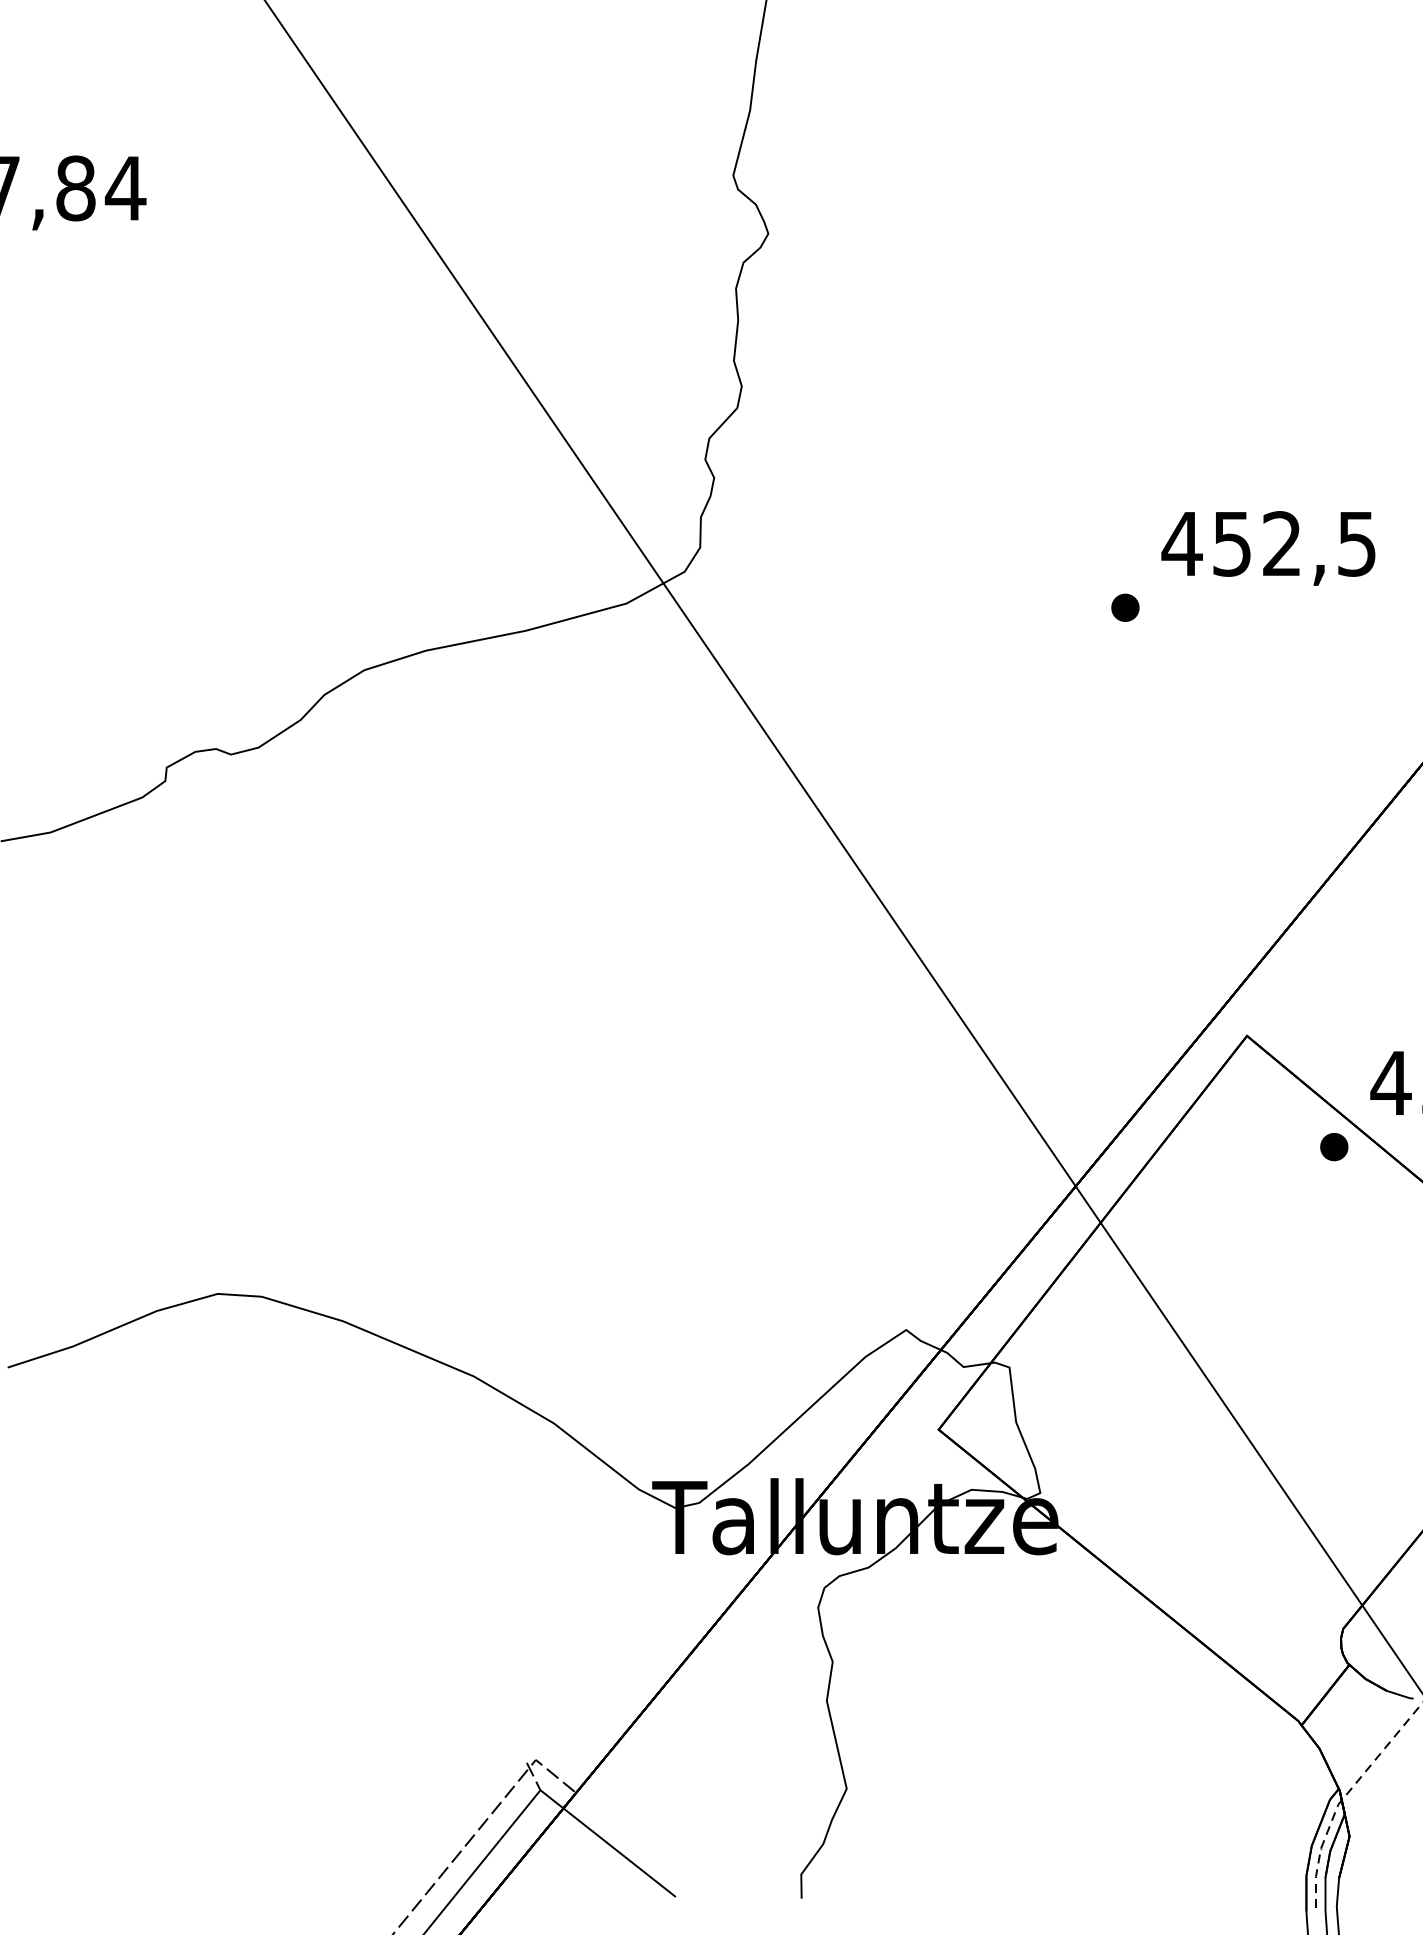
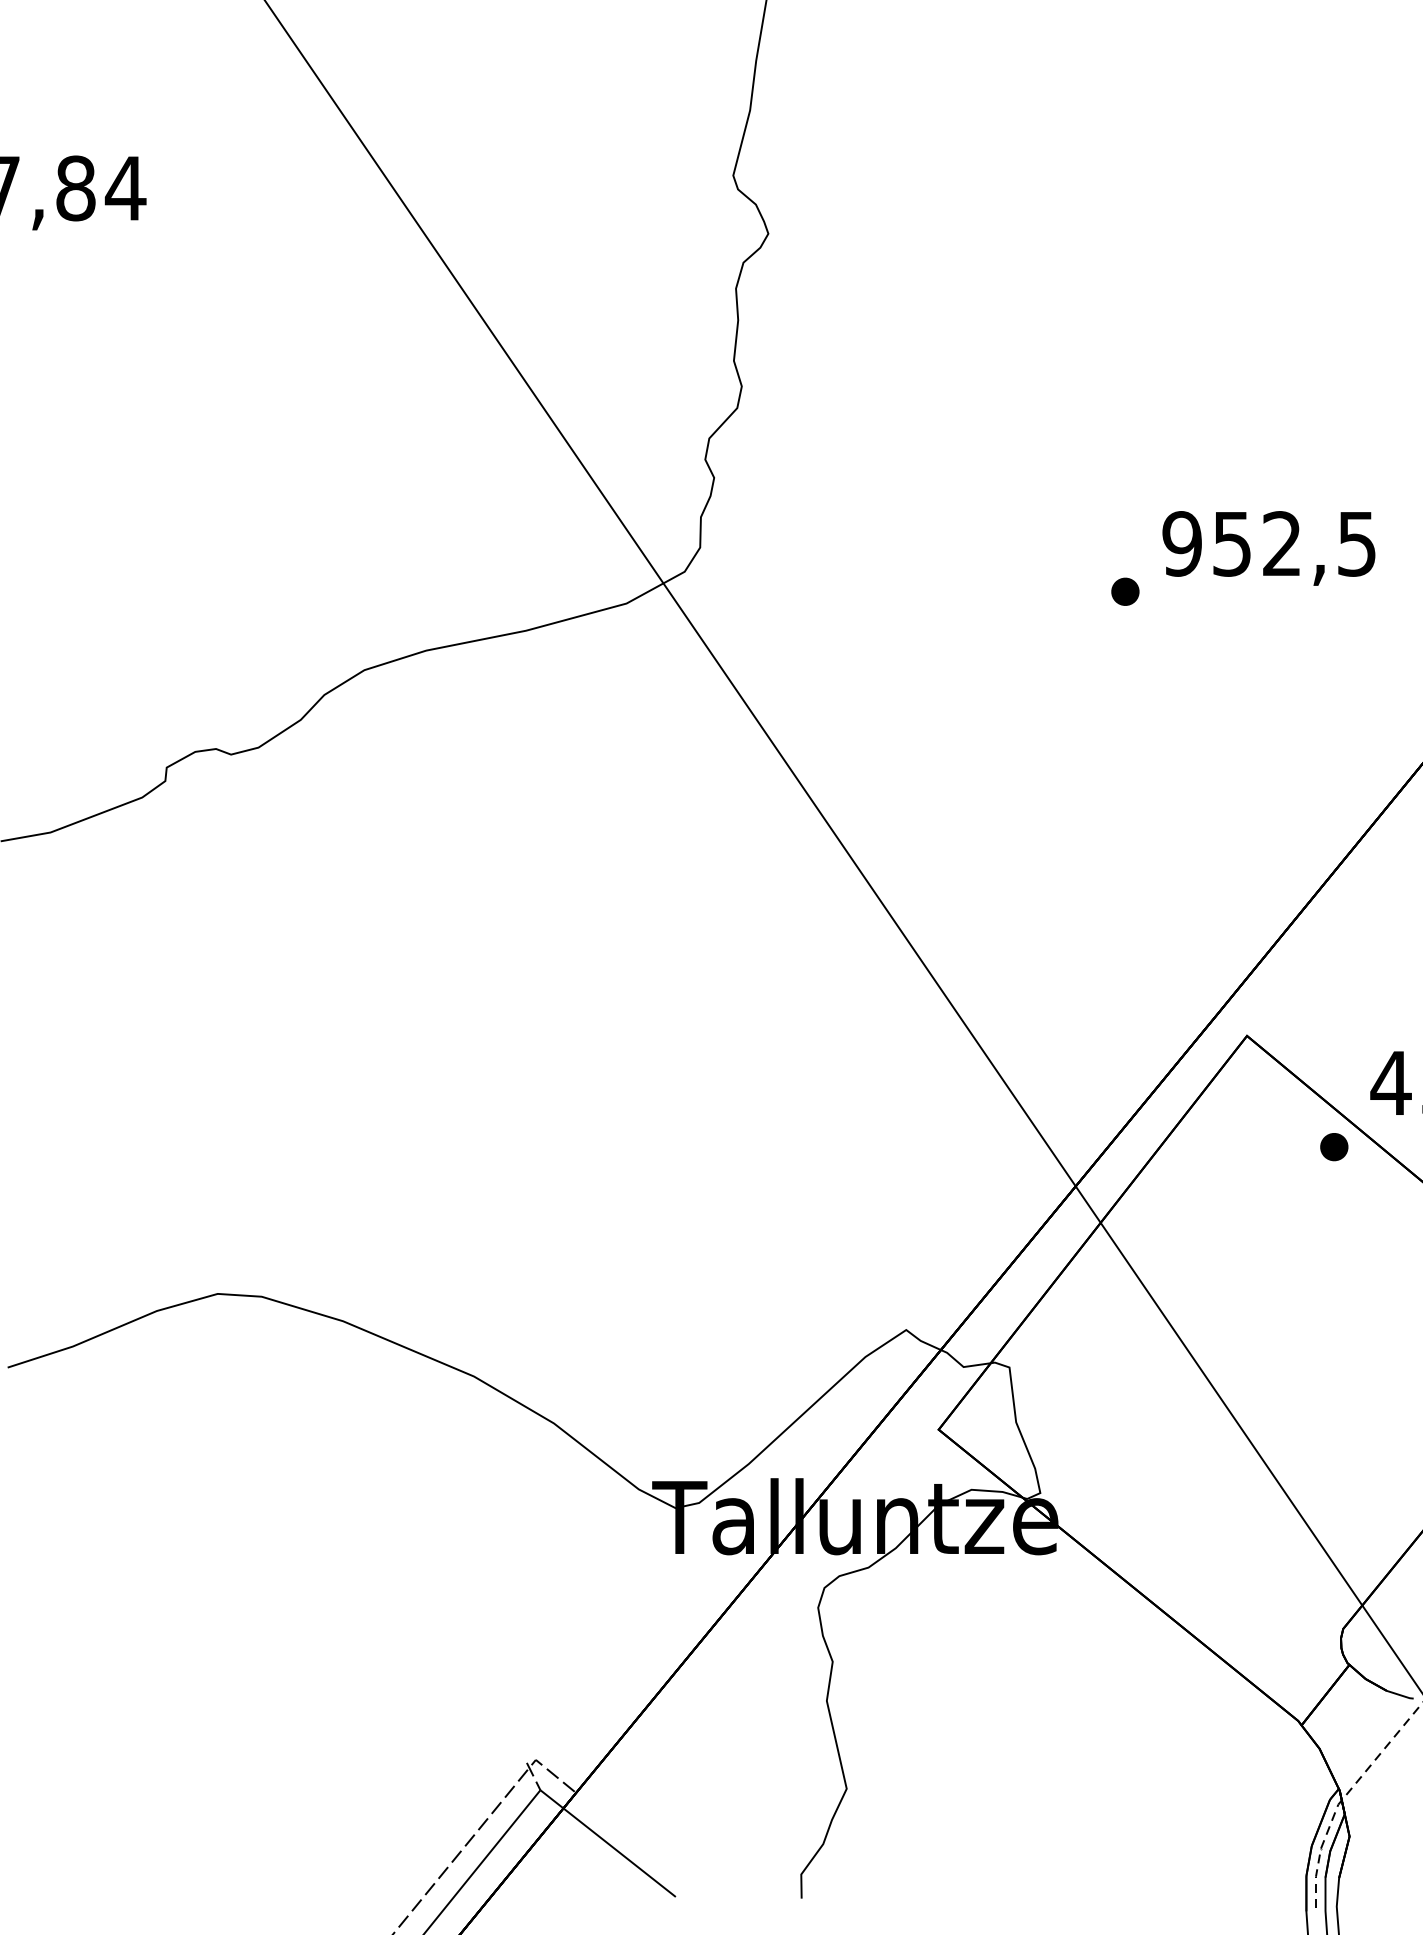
text: 452,5 -> 952,5 (1181, 543)
part position: (1125, 607) -> (1125, 591) (1125, 591)
